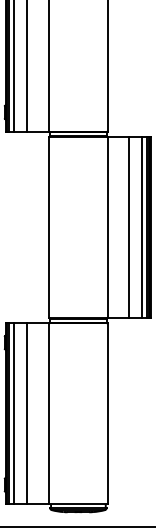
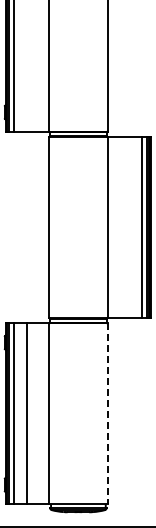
line: present -> none (26, 66)
line: present -> none (129, 227)
line: solid -> dashed (108, 413)
